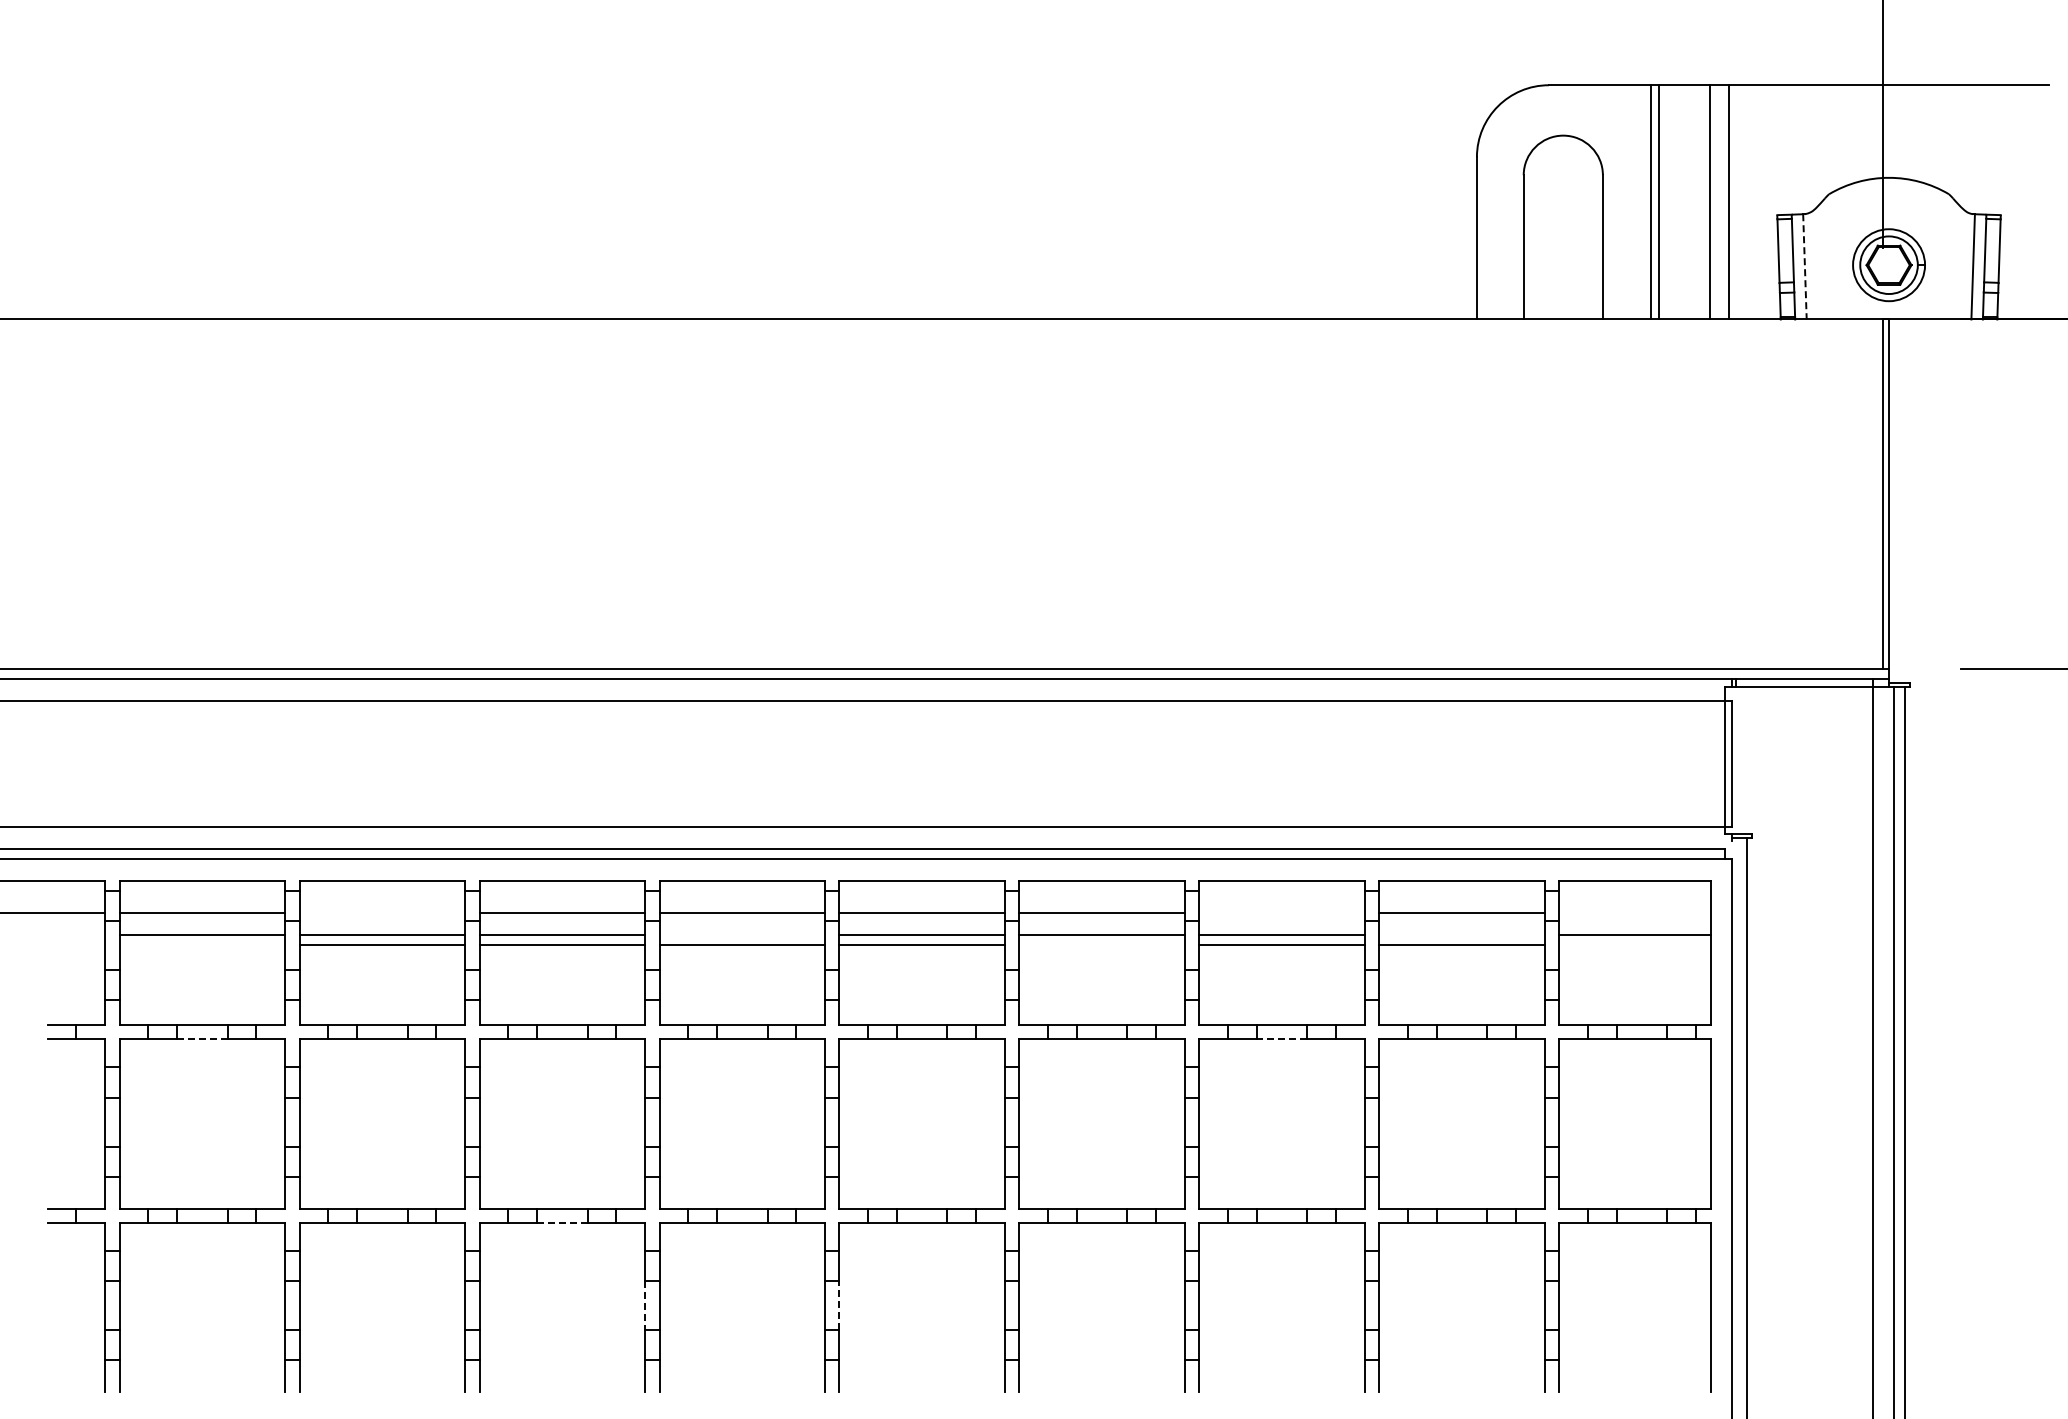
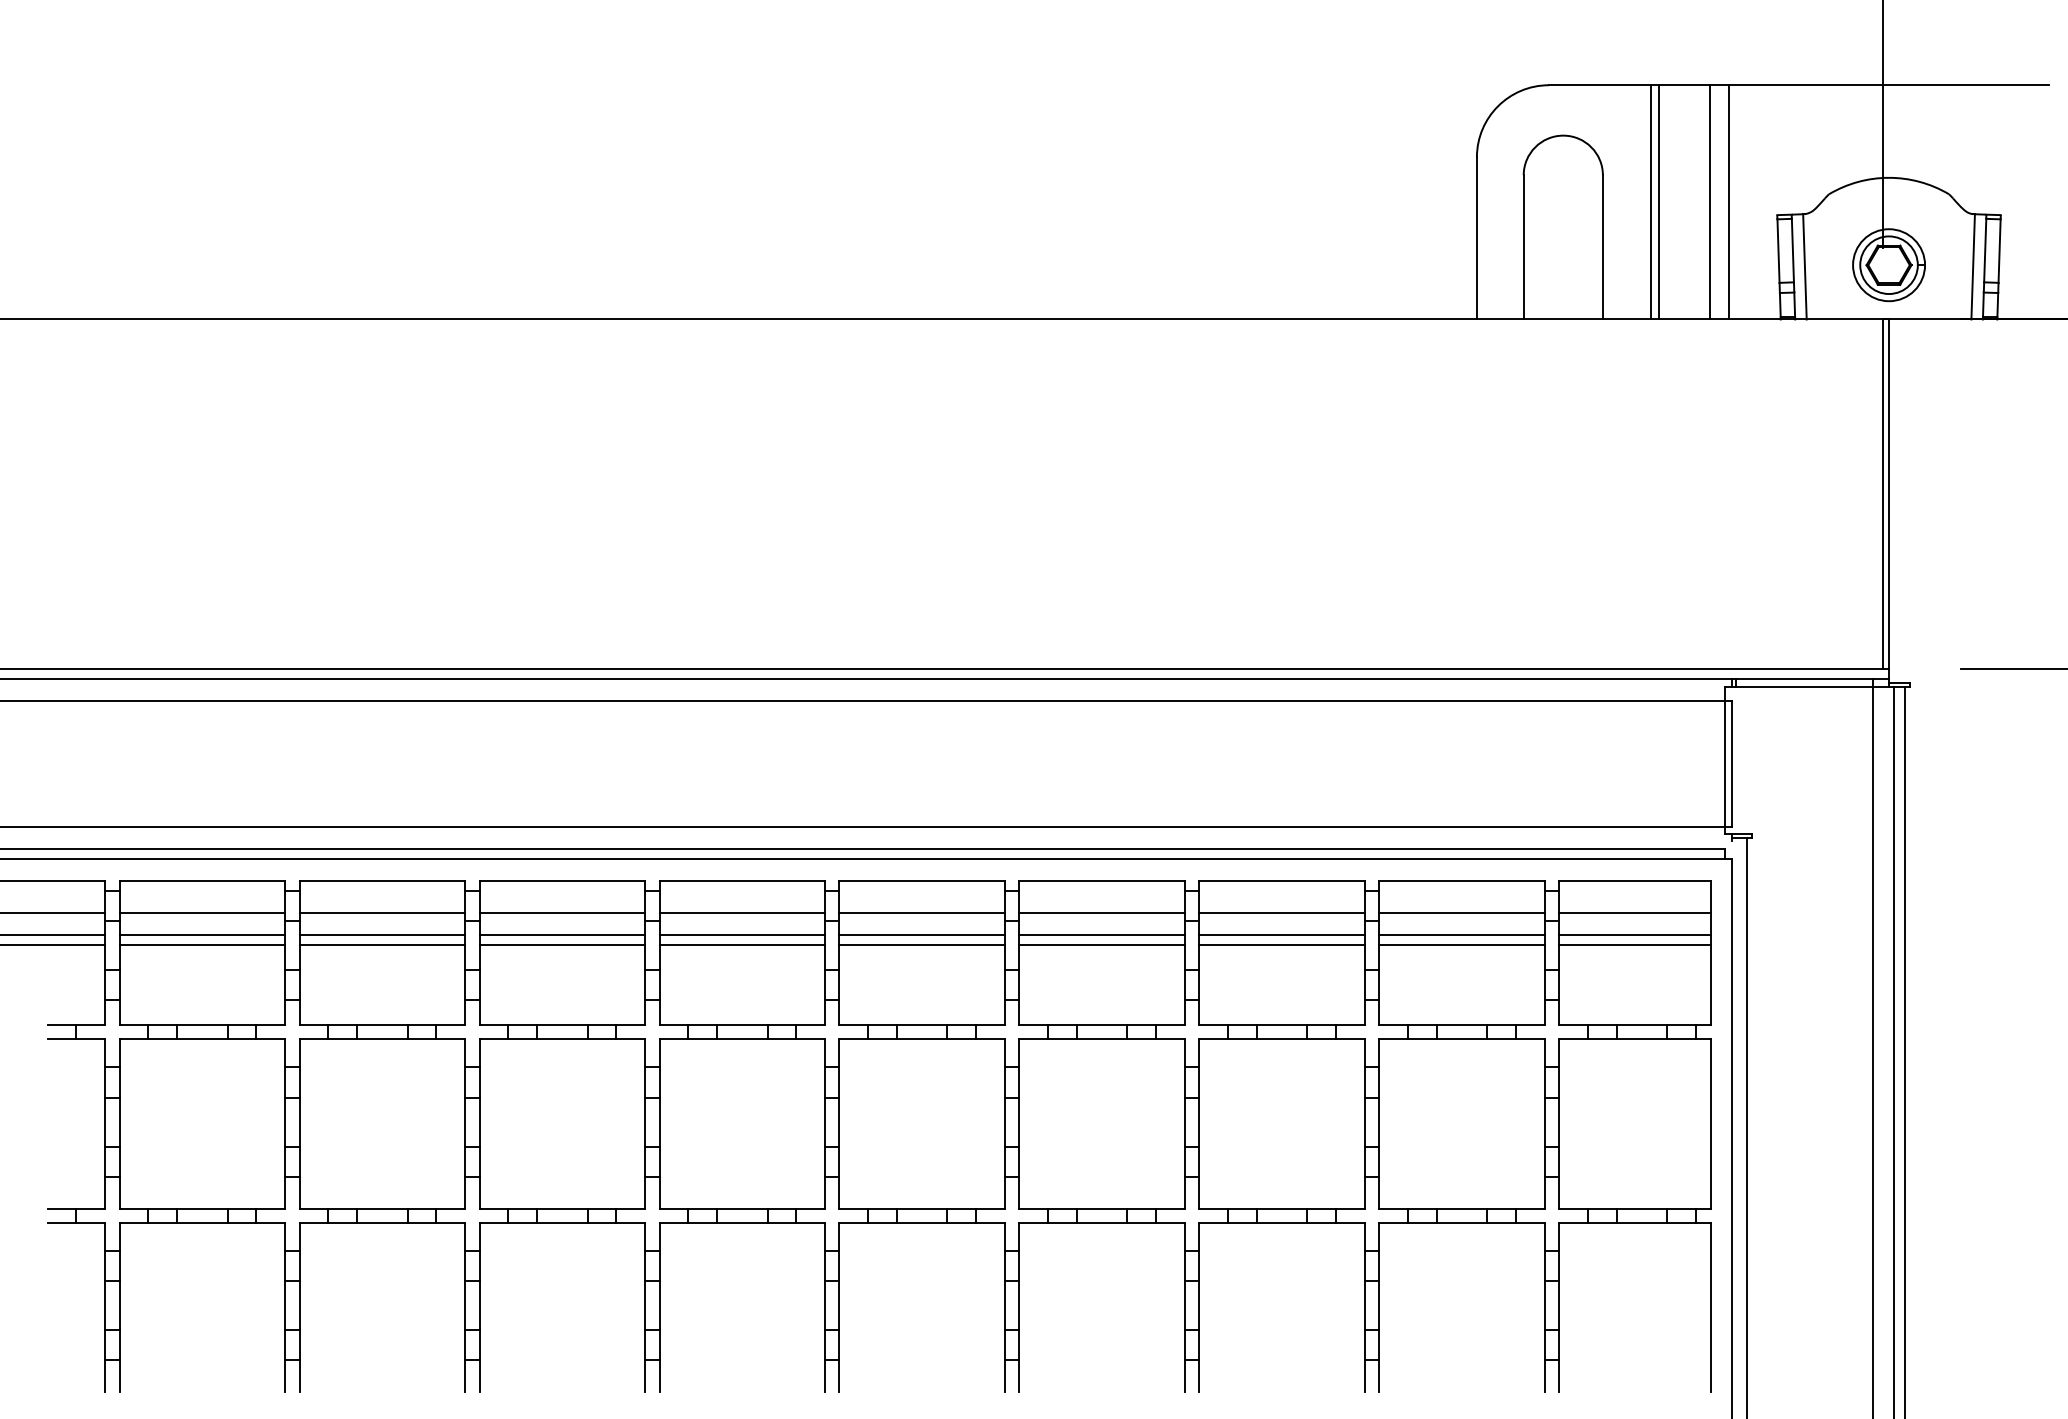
line: dashed -> solid (1804, 266)
line: none -> present (382, 913)
line: none -> present (1281, 913)
line: none -> present (1634, 913)
line: none -> present (53, 934)
line: none -> present (742, 934)
line: none -> present (1461, 934)
line: none -> present (53, 945)
line: none -> present (202, 945)
line: none -> present (1102, 945)
line: none -> present (1634, 945)
line: dashed -> solid (201, 1039)
line: dashed -> solid (1281, 1039)
line: dashed -> solid (561, 1222)
line: dashed -> solid (839, 1305)
line: dashed -> solid (645, 1306)
